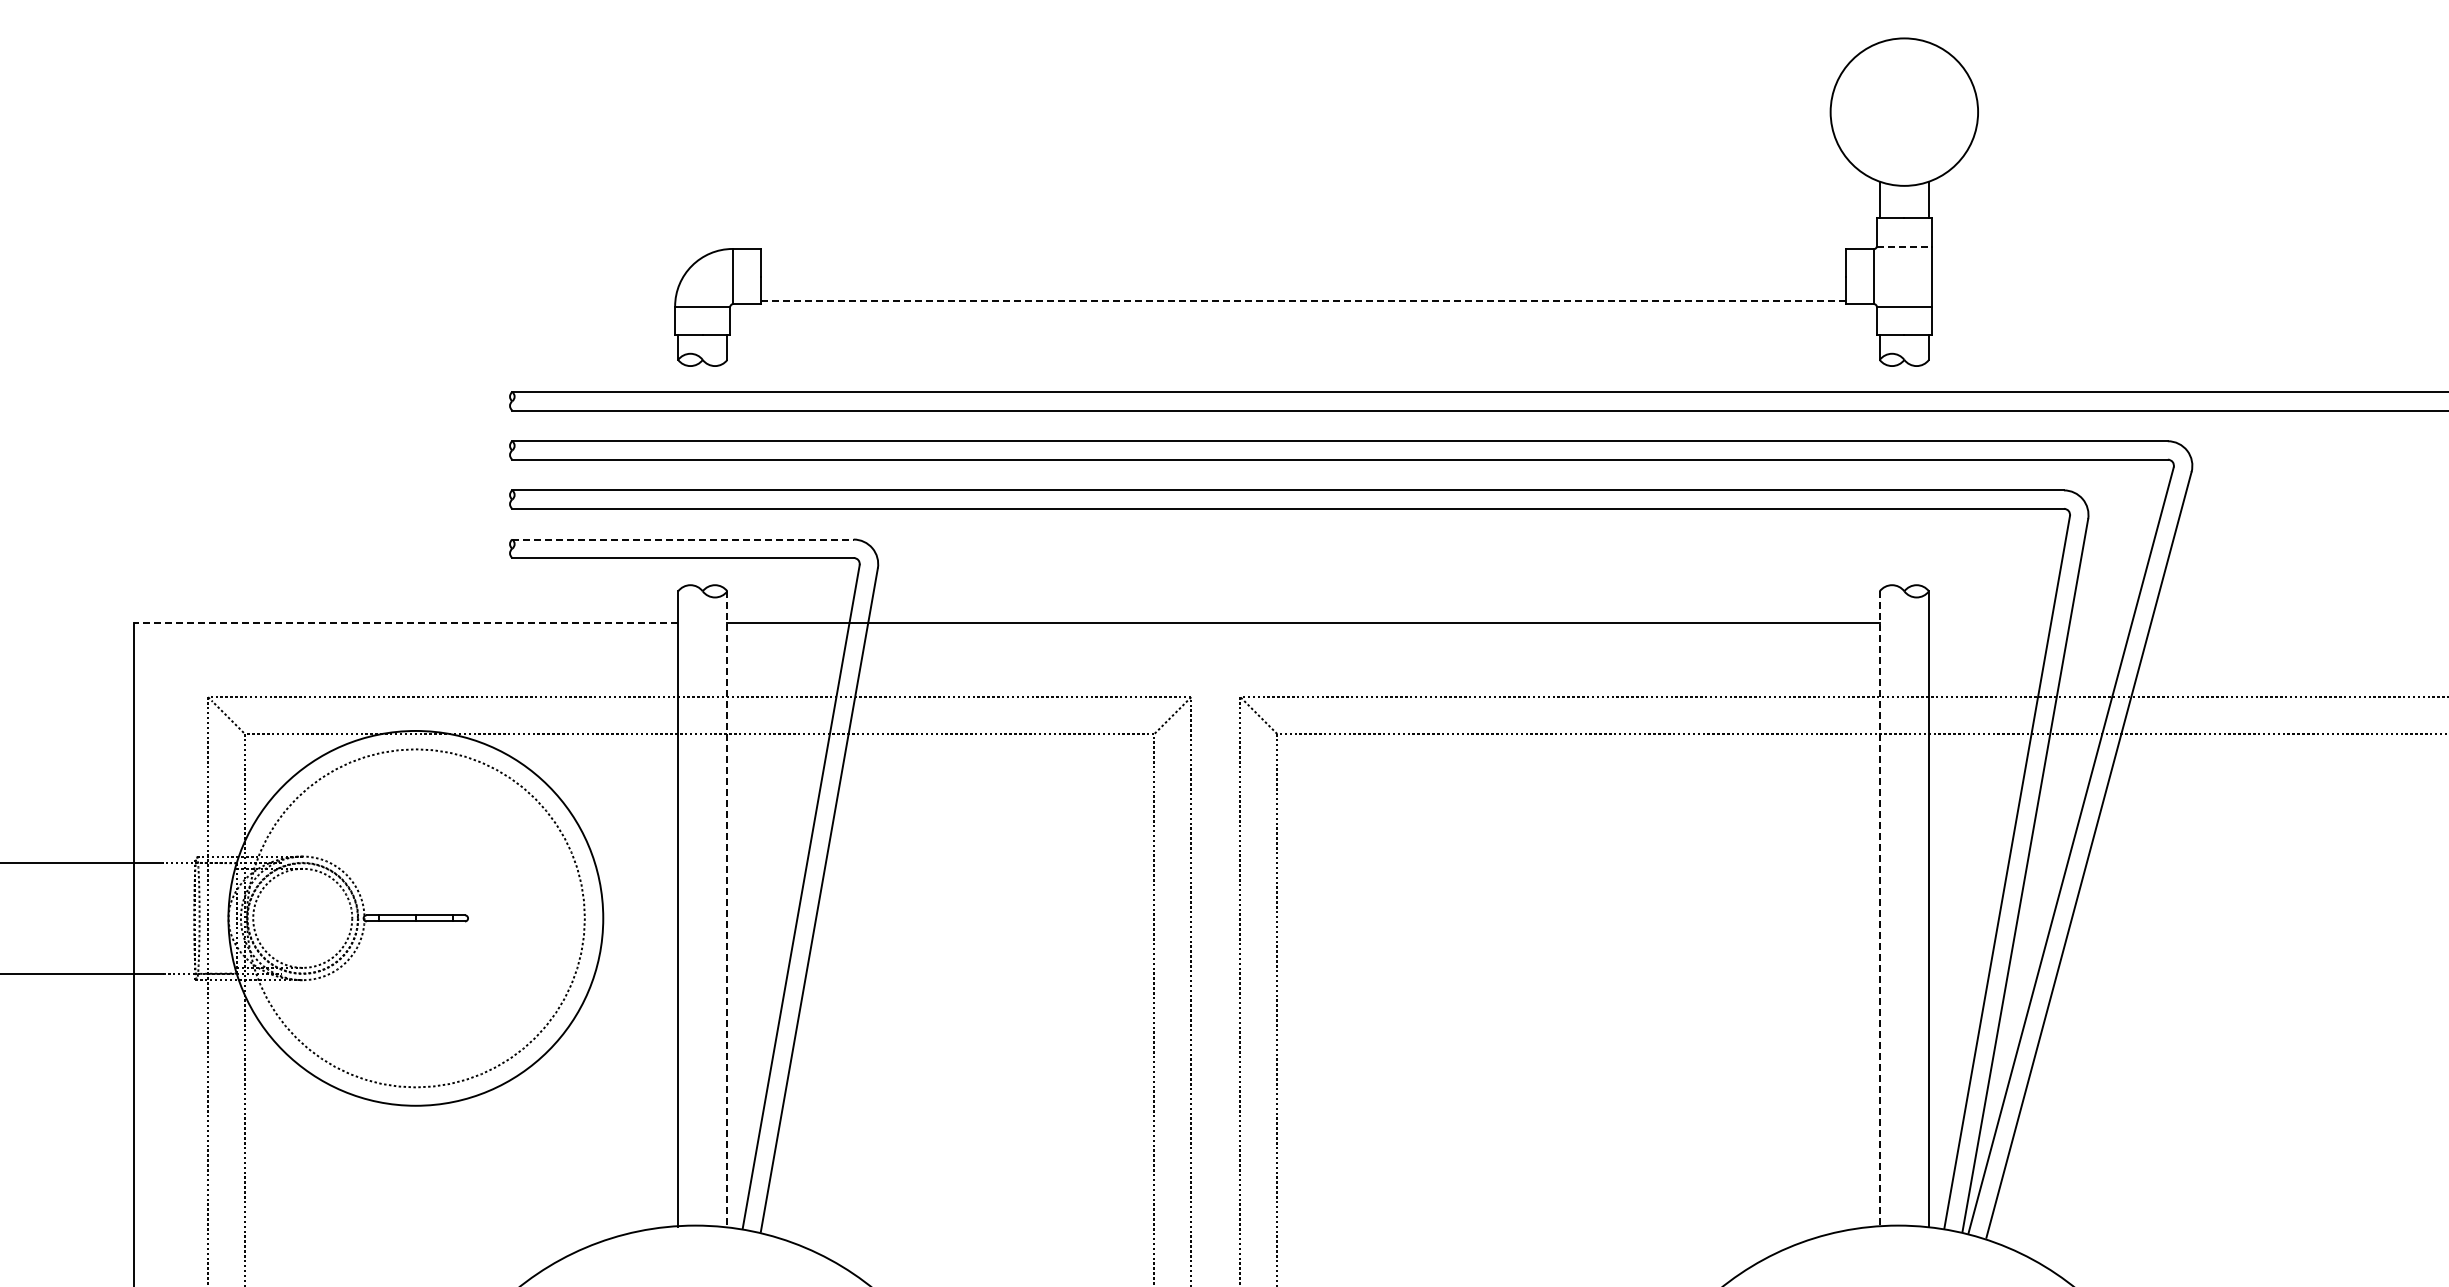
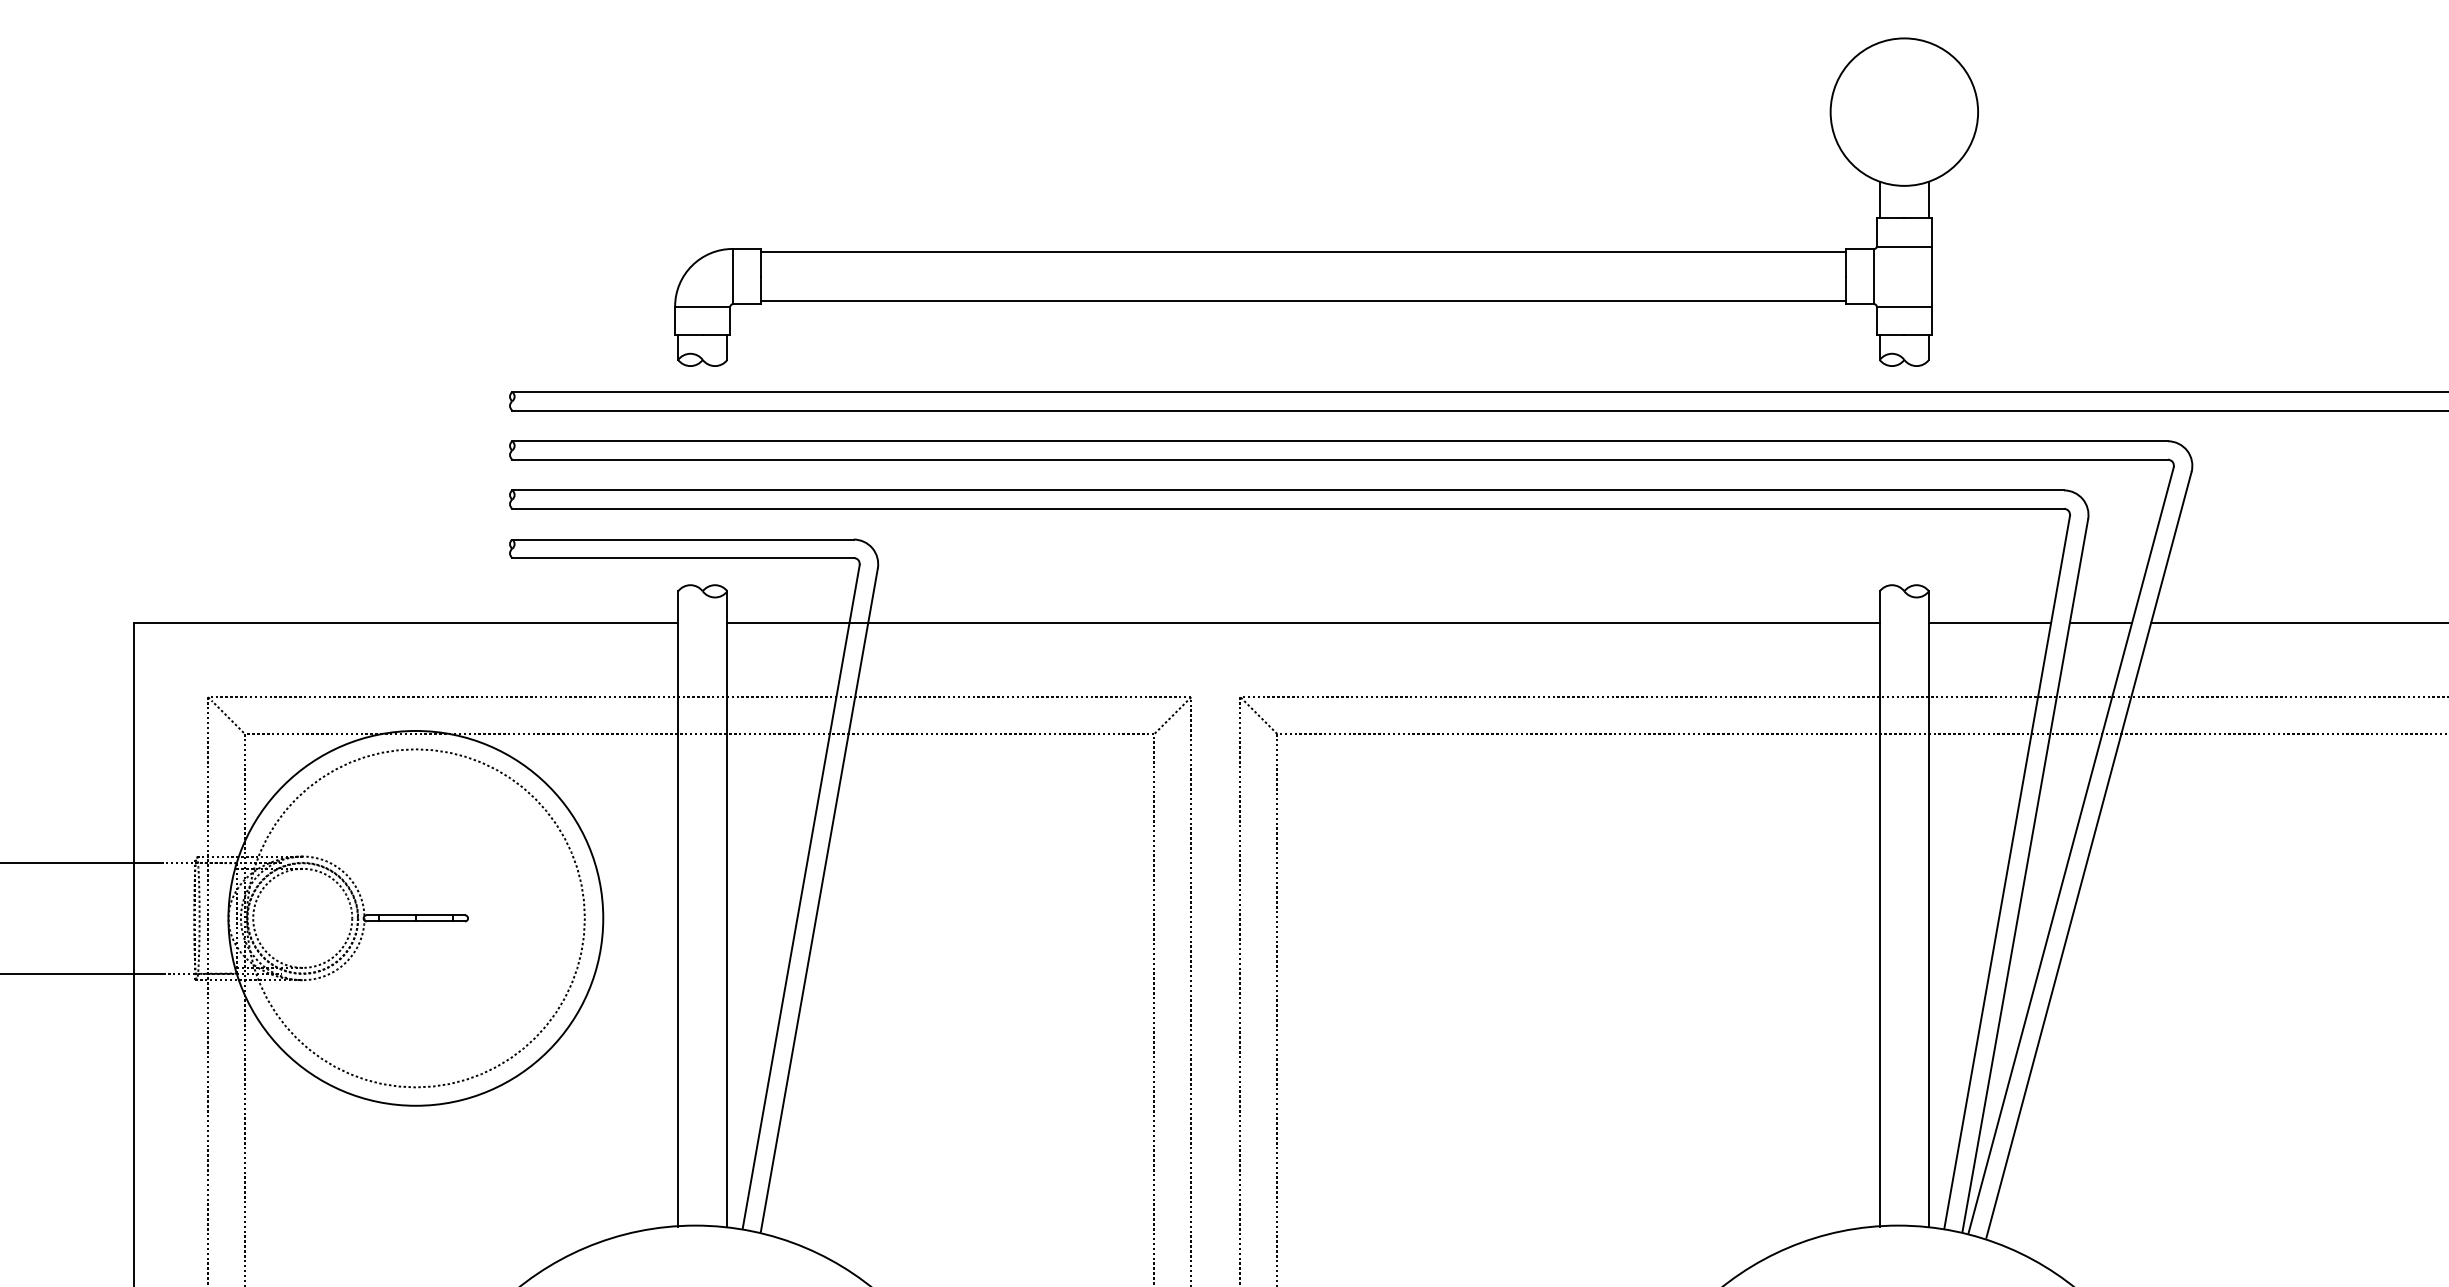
line: dashed -> solid (1904, 246)
line: none -> present (1303, 252)
line: dashed -> solid (1304, 301)
line: dashed -> solid (683, 539)
line: dashed -> solid (406, 623)
line: none -> present (1989, 623)
line: none -> present (2100, 623)
line: none -> present (2298, 623)
line: dashed -> solid (727, 909)
line: dashed -> solid (1879, 909)
